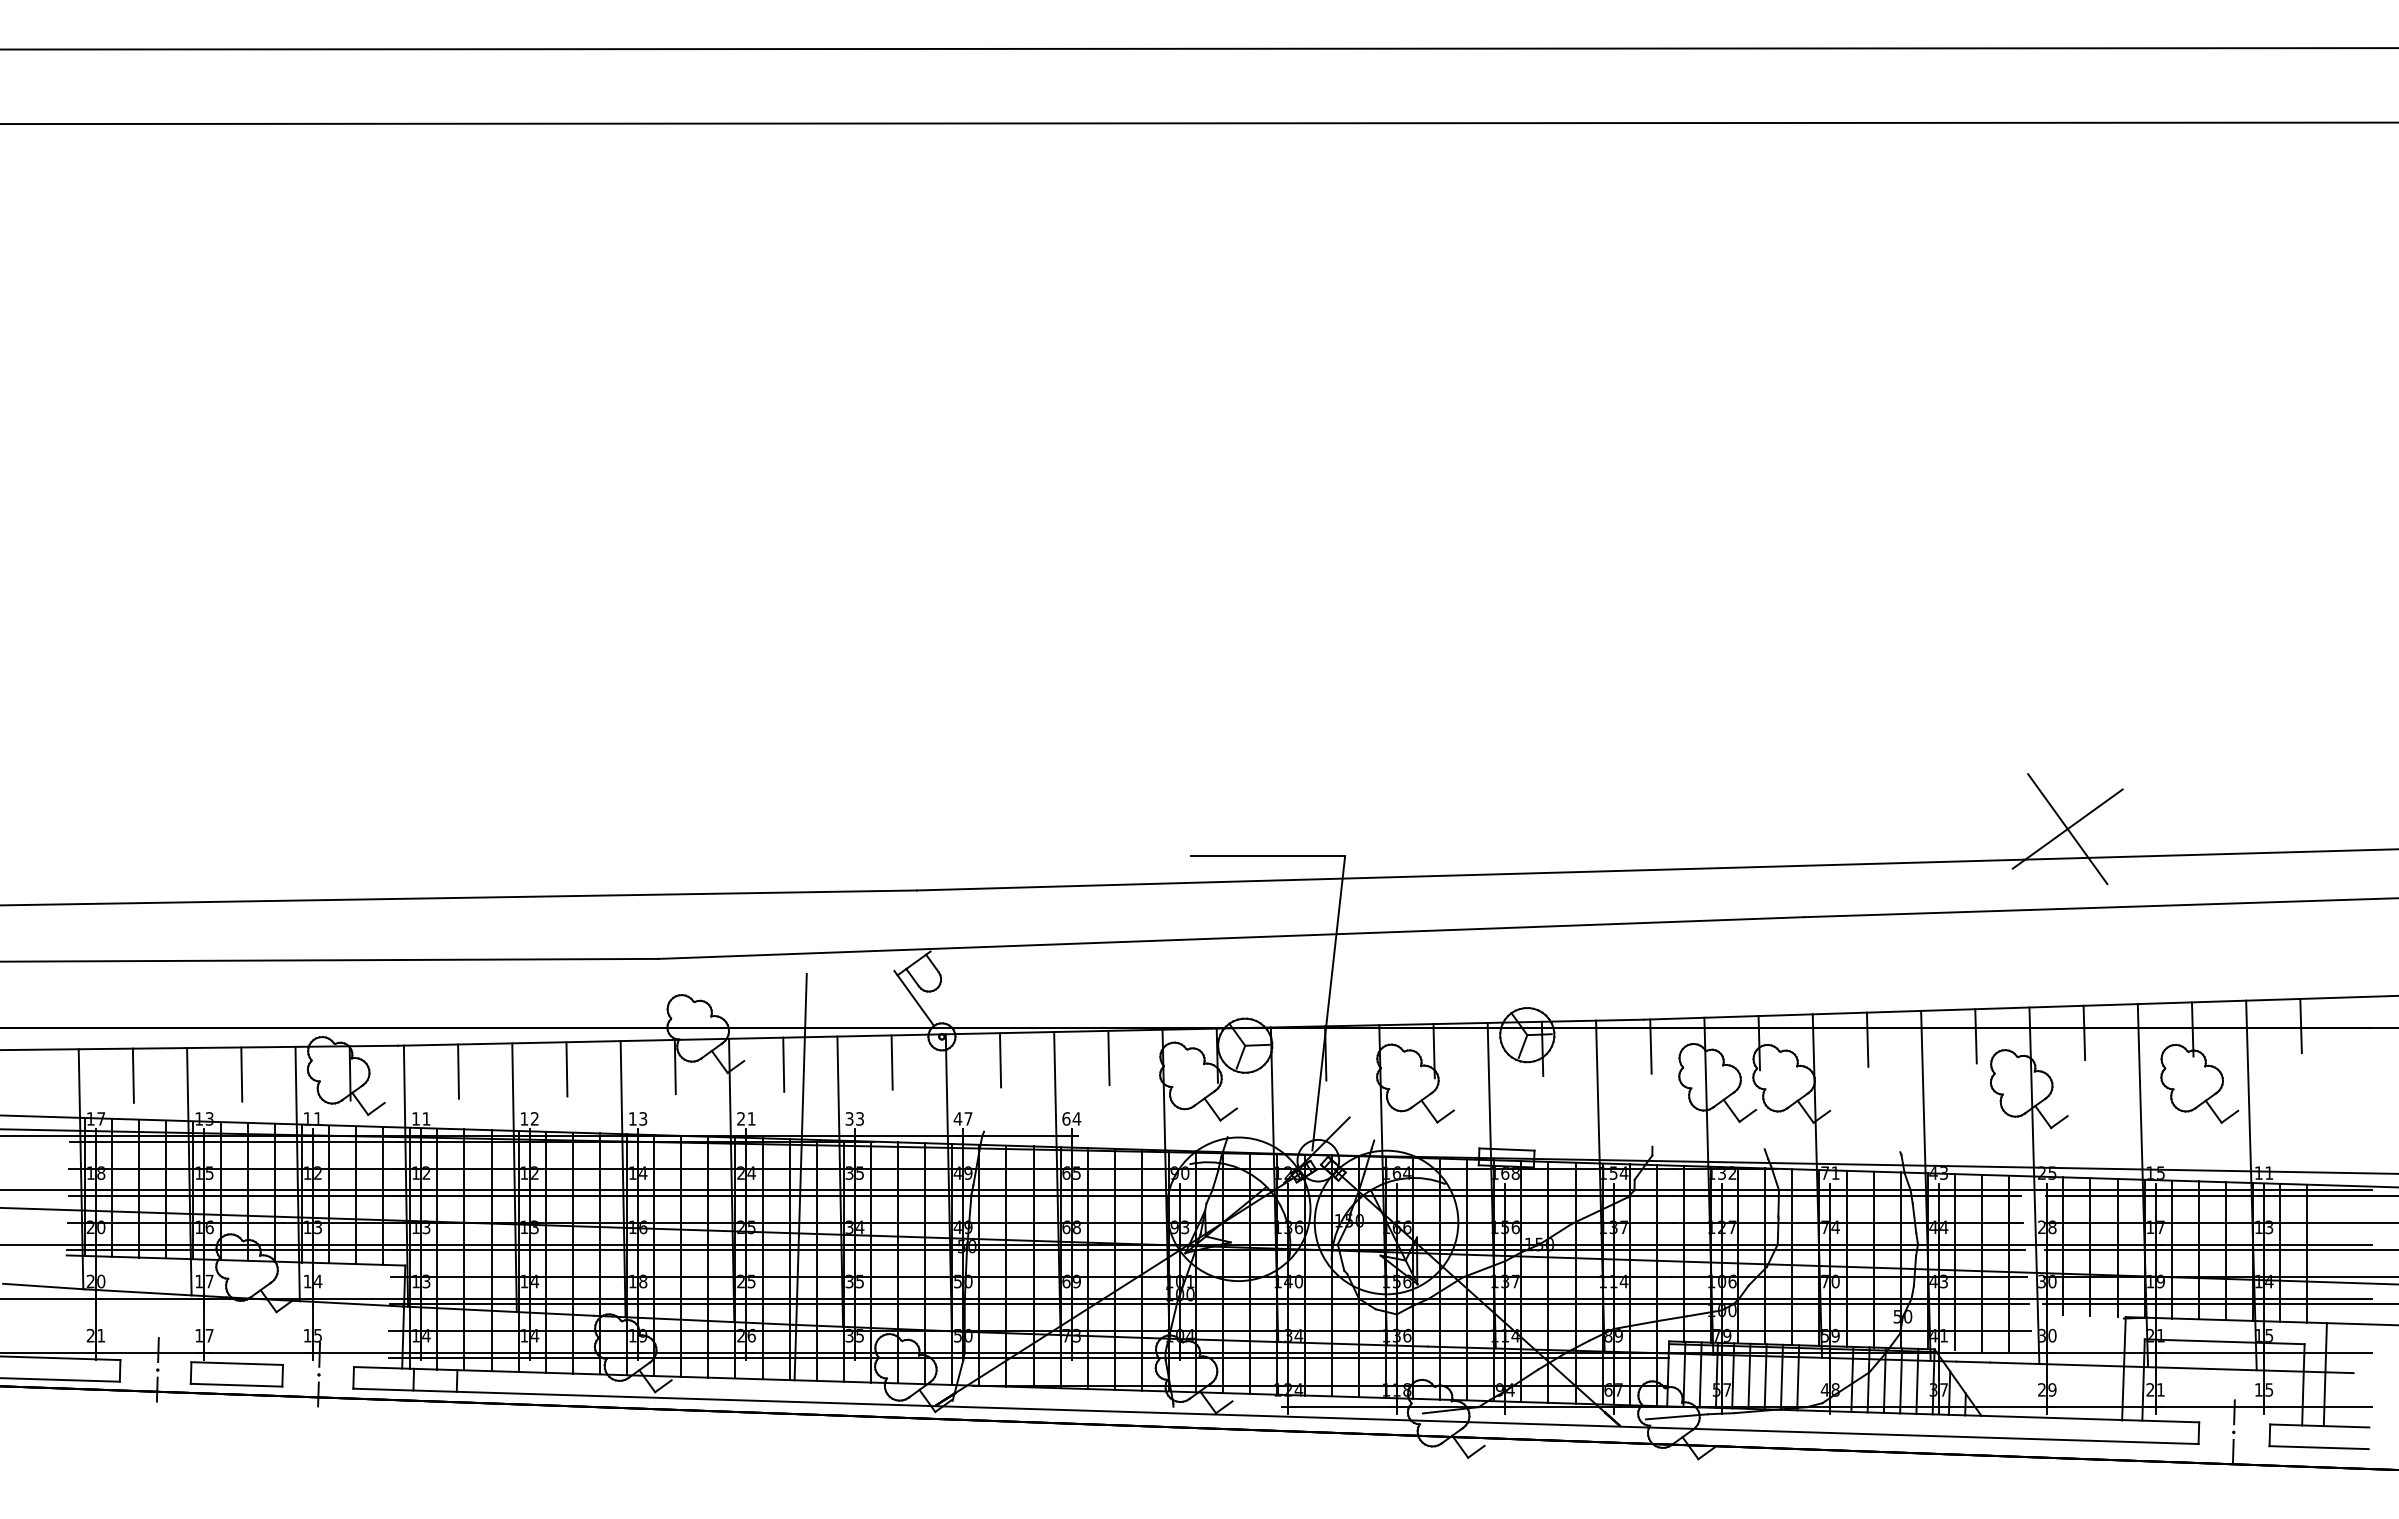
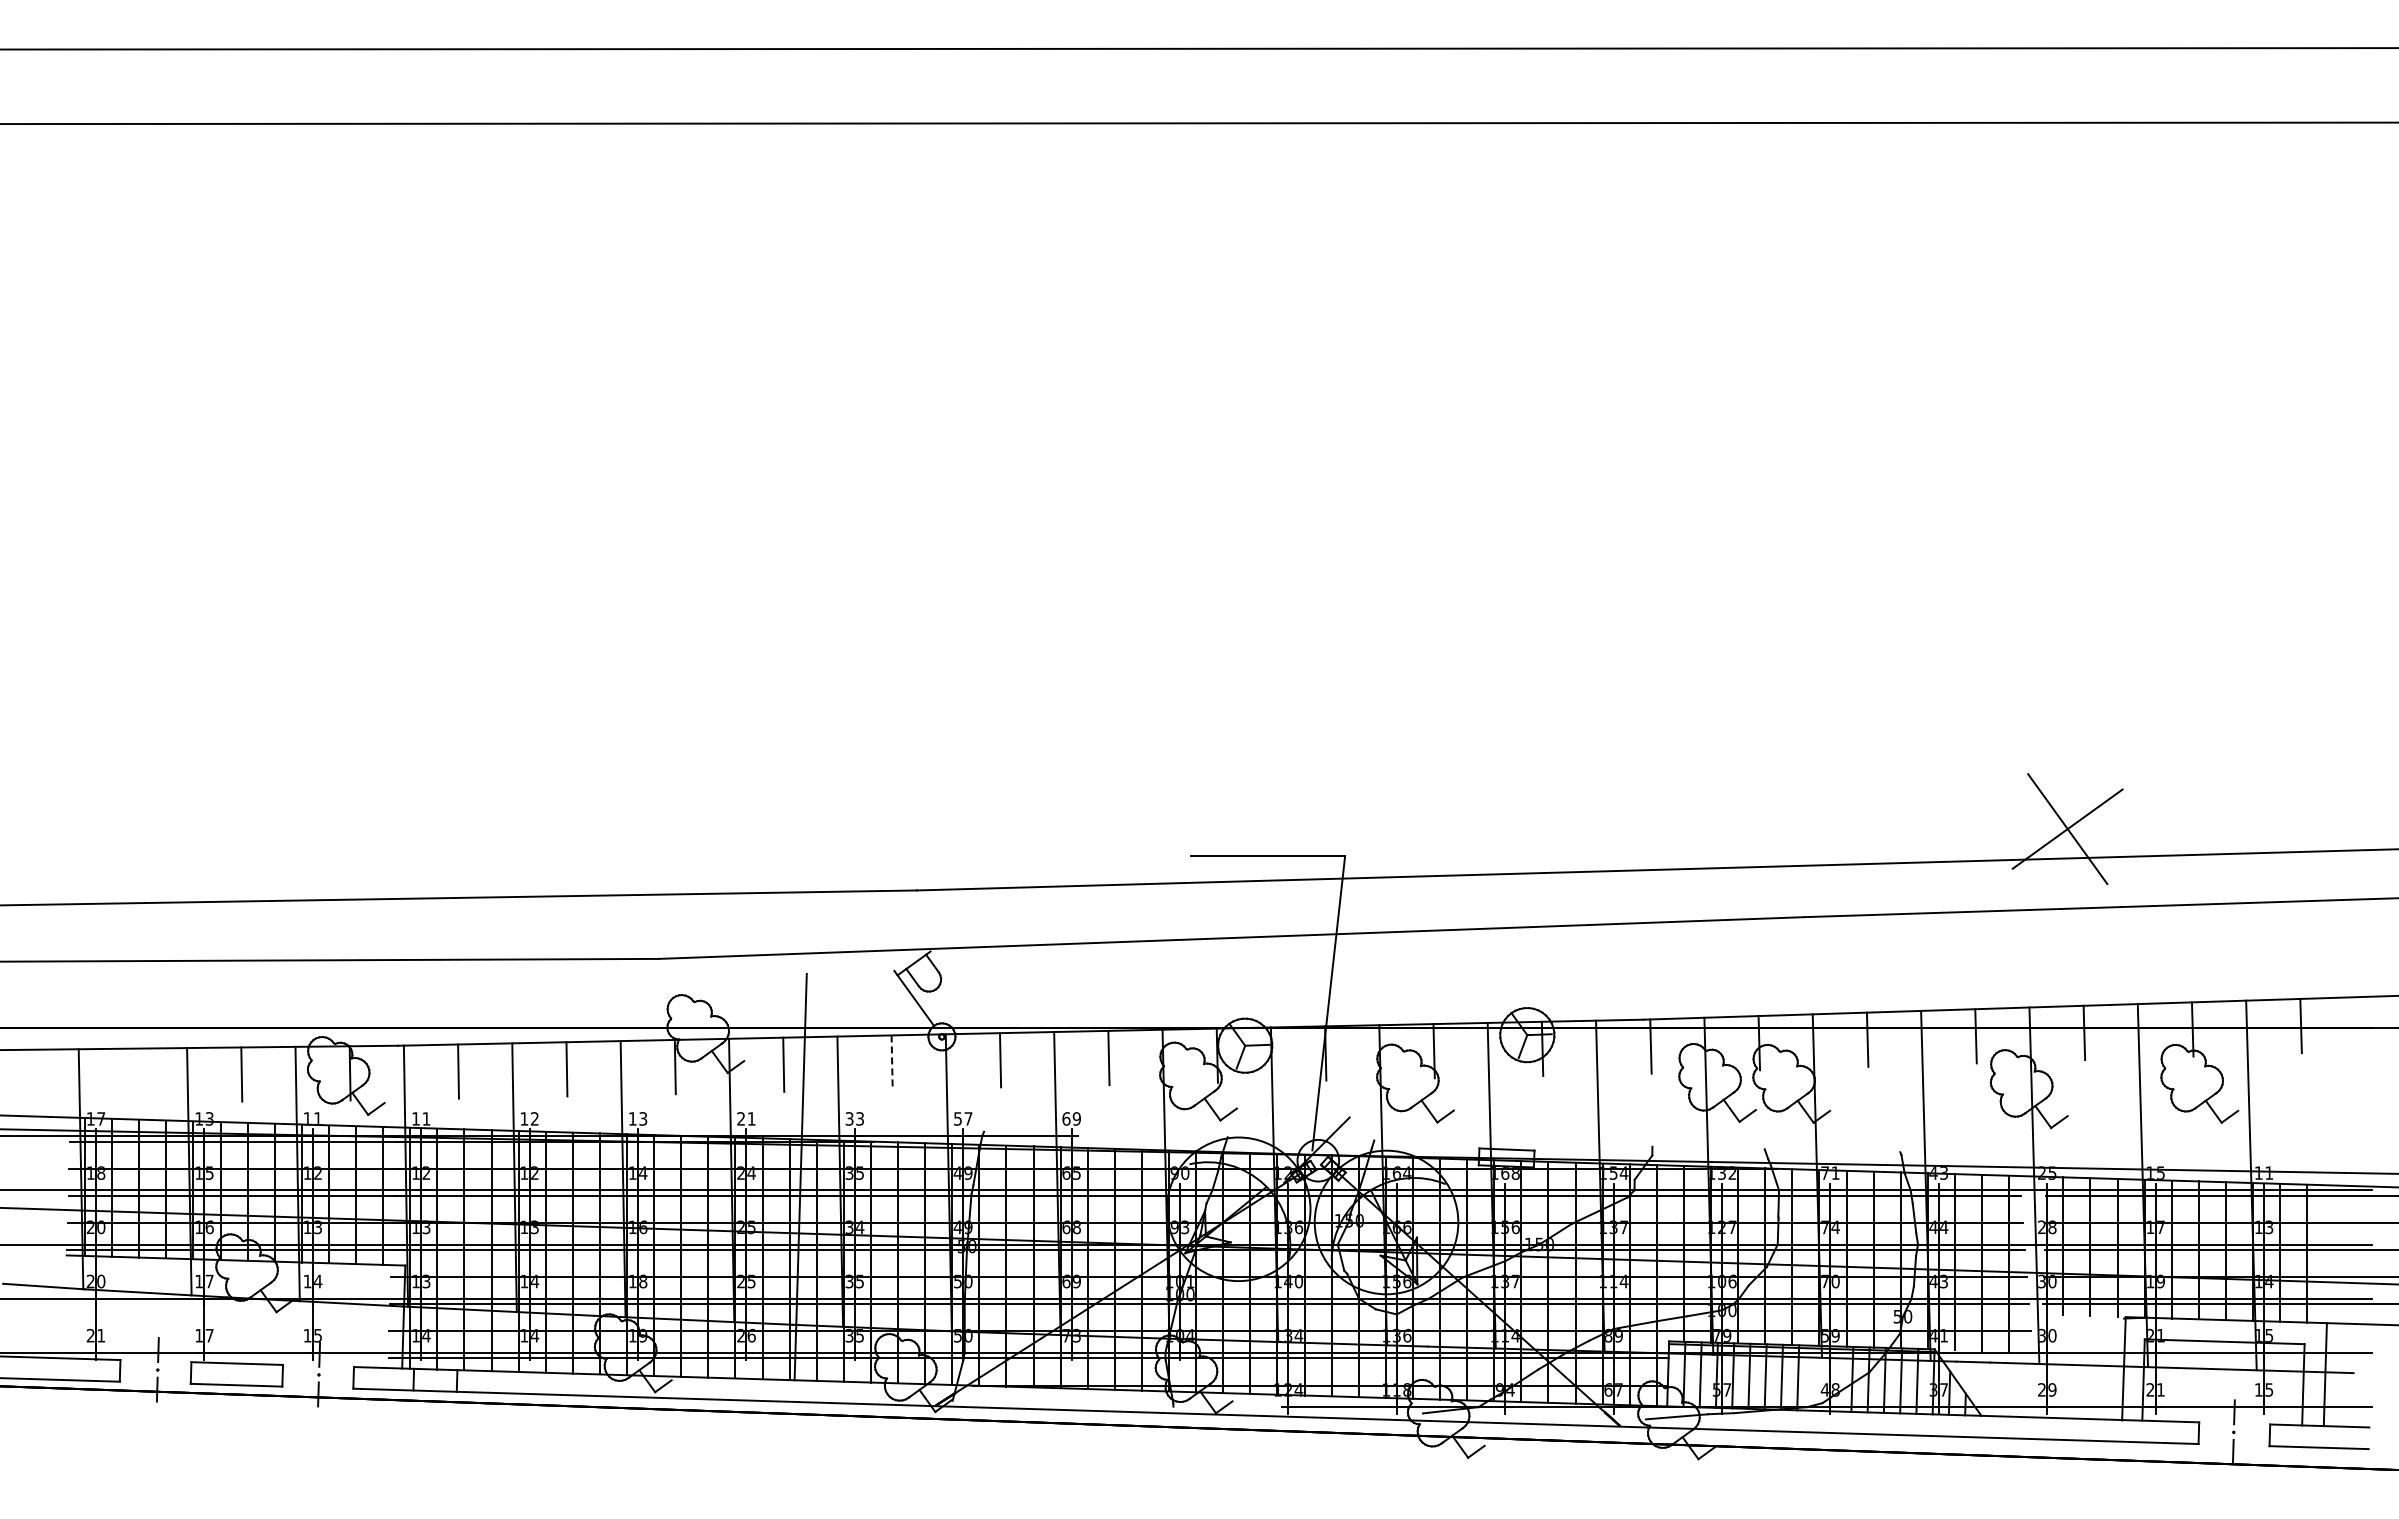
line: solid -> dashed (892, 1063)
line: present -> none (132, 1075)
text: 47 -> 57 (957, 1118)
text: 64 -> 69 (1076, 1118)
